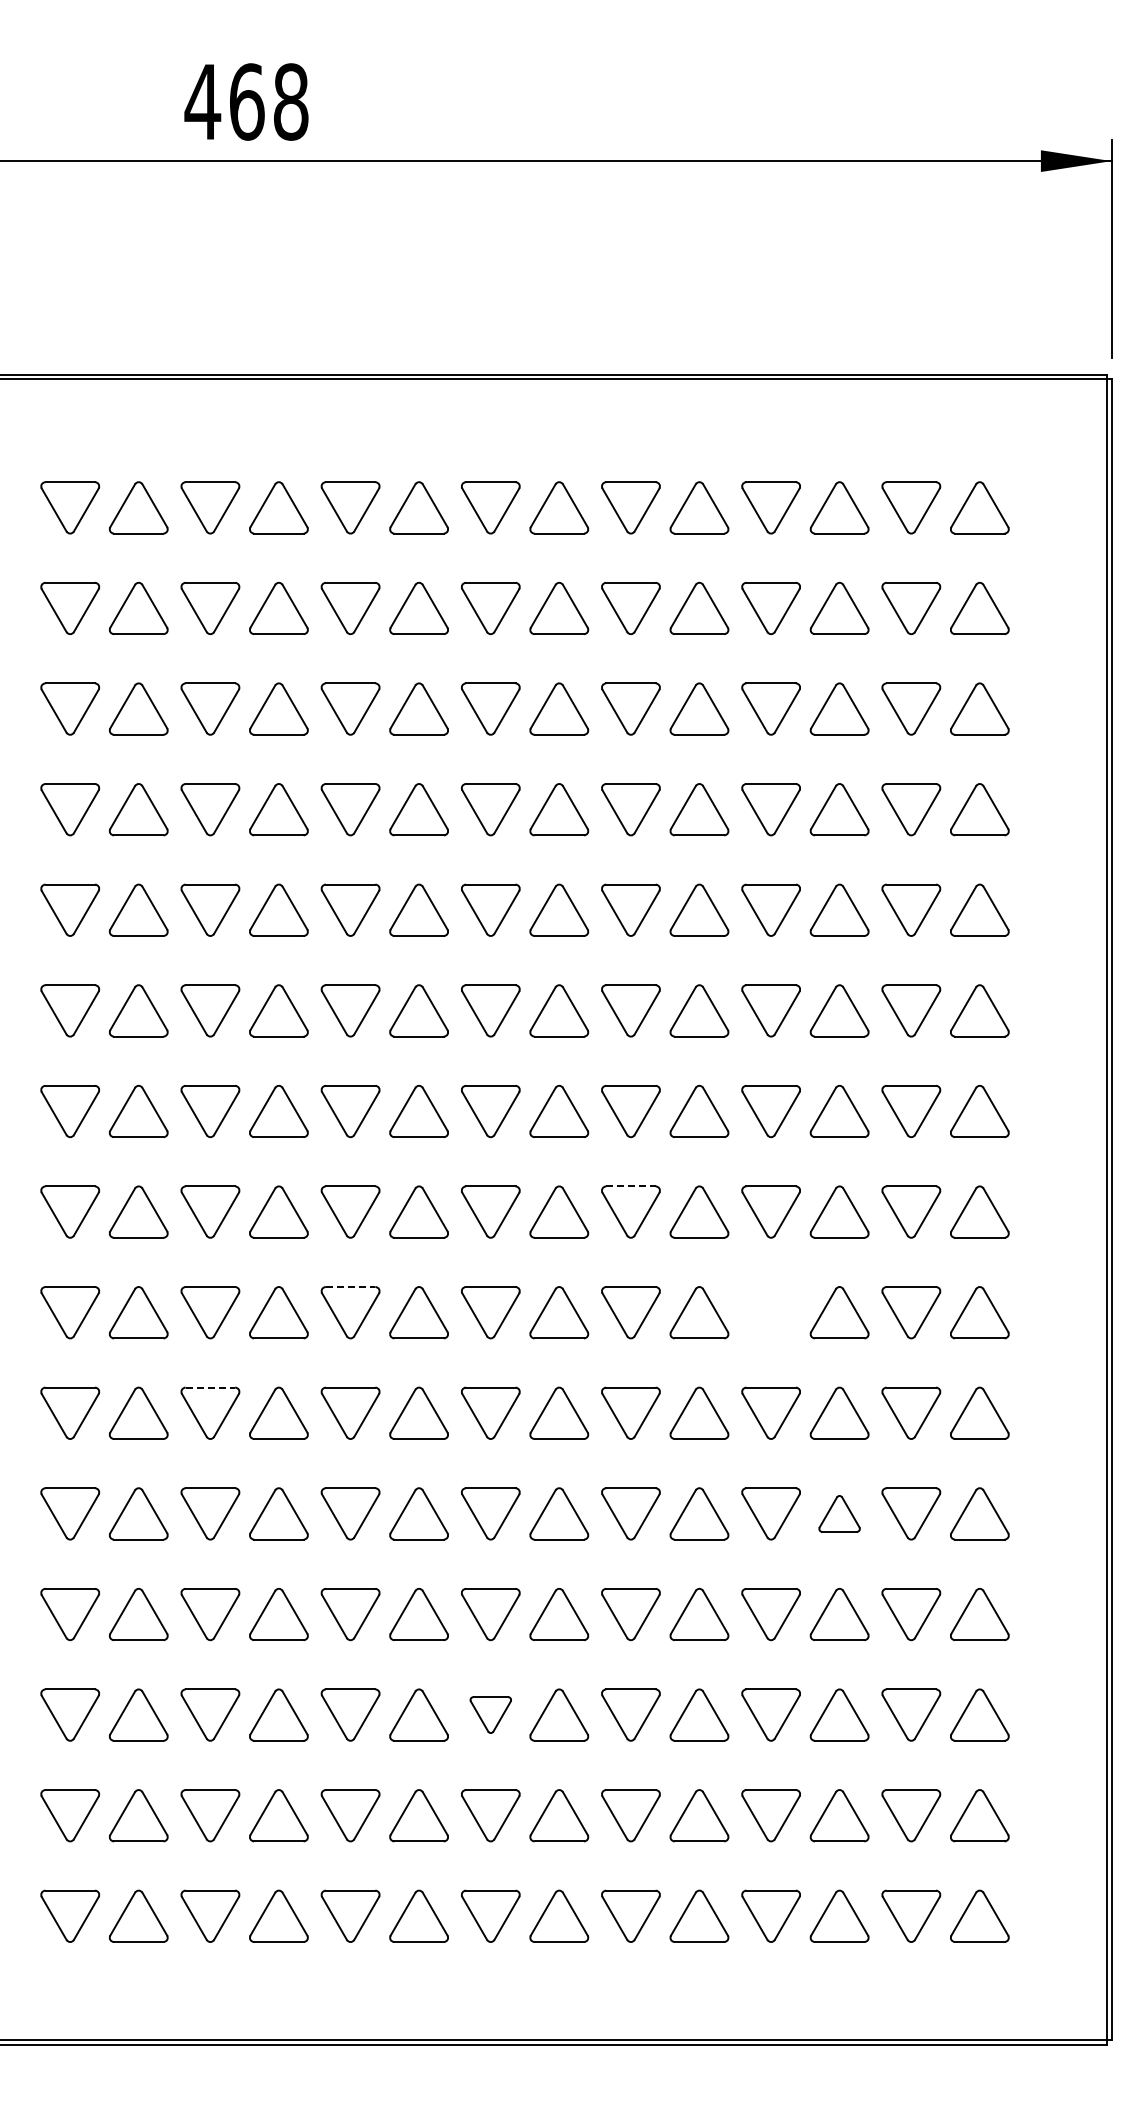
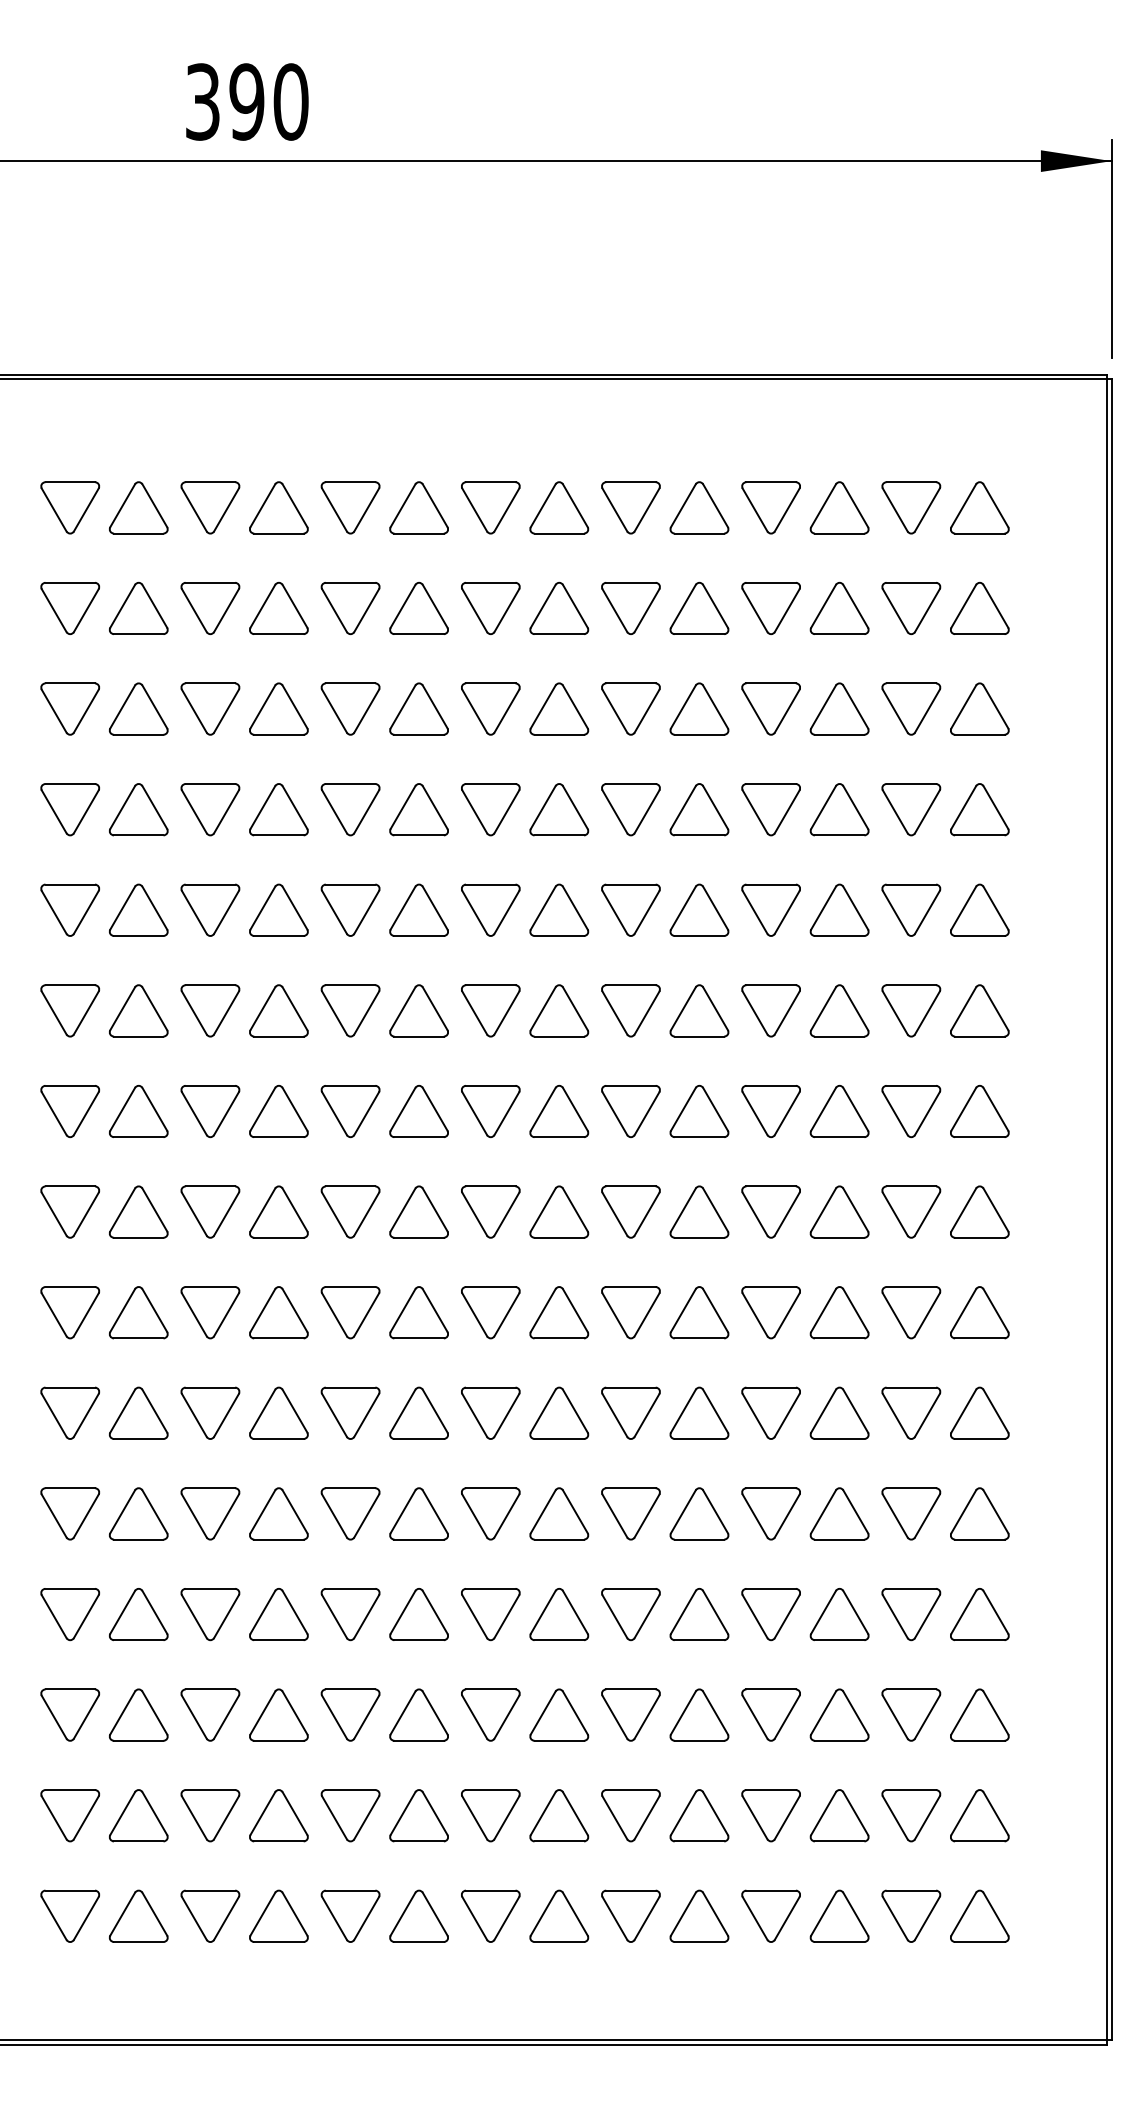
text: 468 -> 390 (246, 101)
line: dashed -> solid (630, 1186)
line: dashed -> solid (350, 1287)
part: none -> present (770, 1312)
line: dashed -> solid (210, 1387)
part size: 43x38 px -> 61x54 px (839, 1513)
part size: 43x38 px -> 60x54 px (490, 1714)
